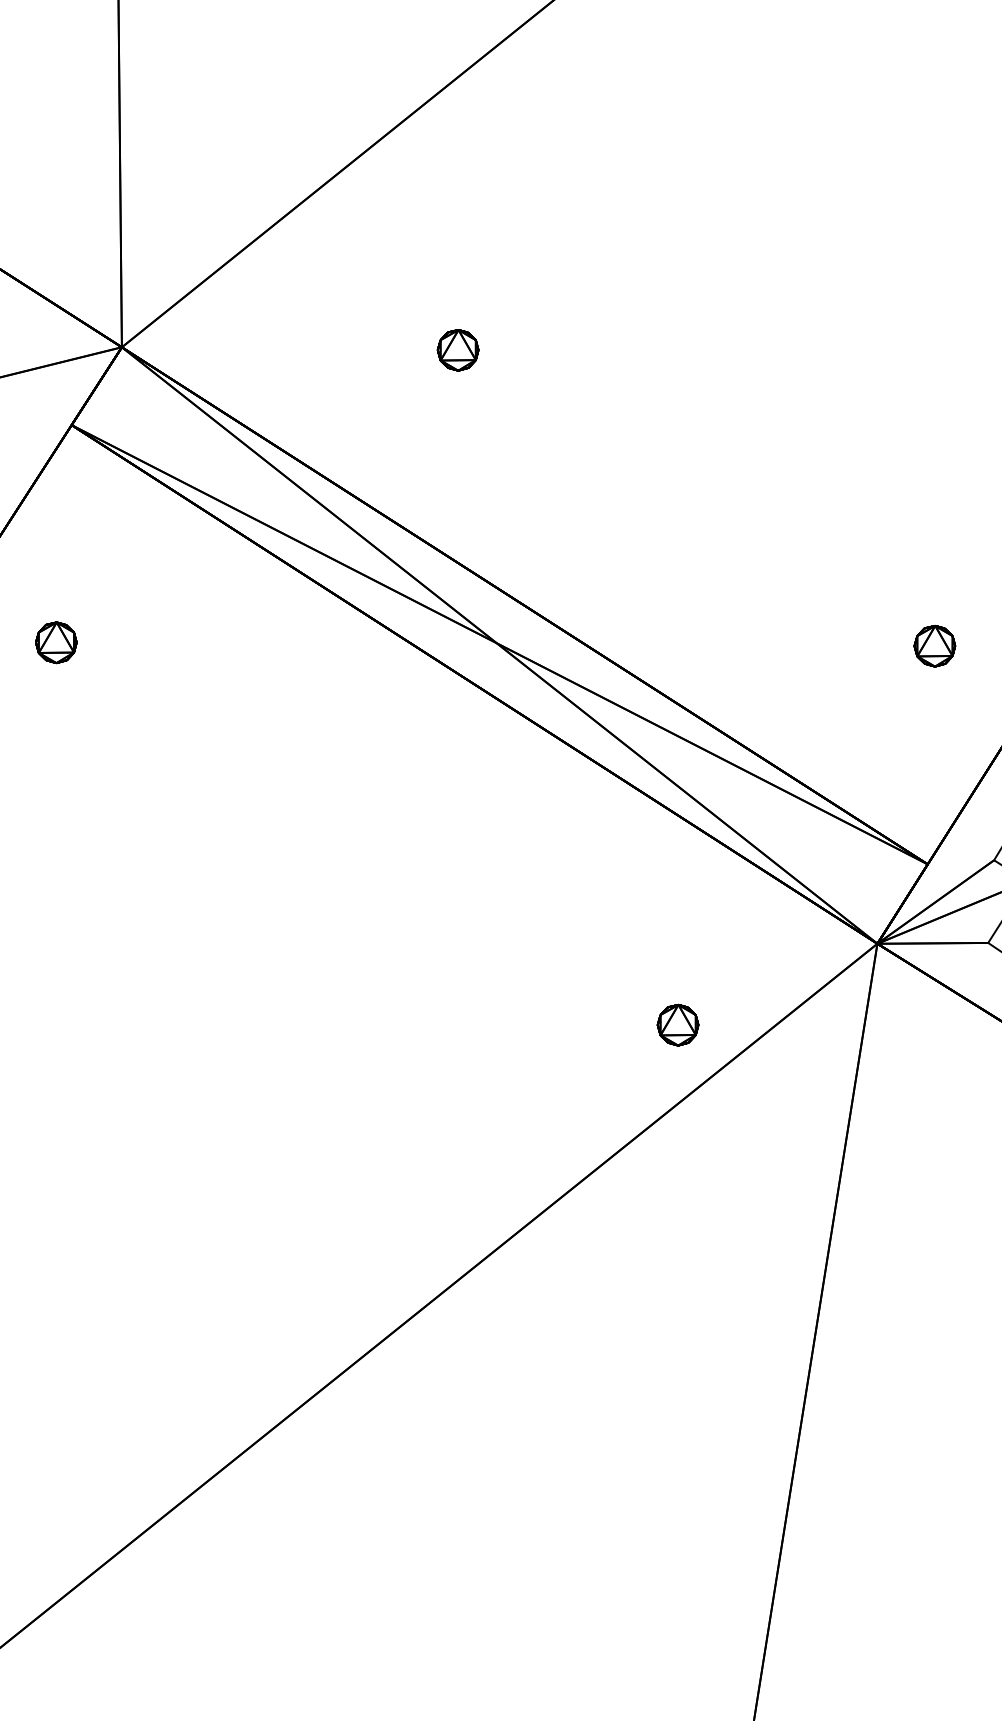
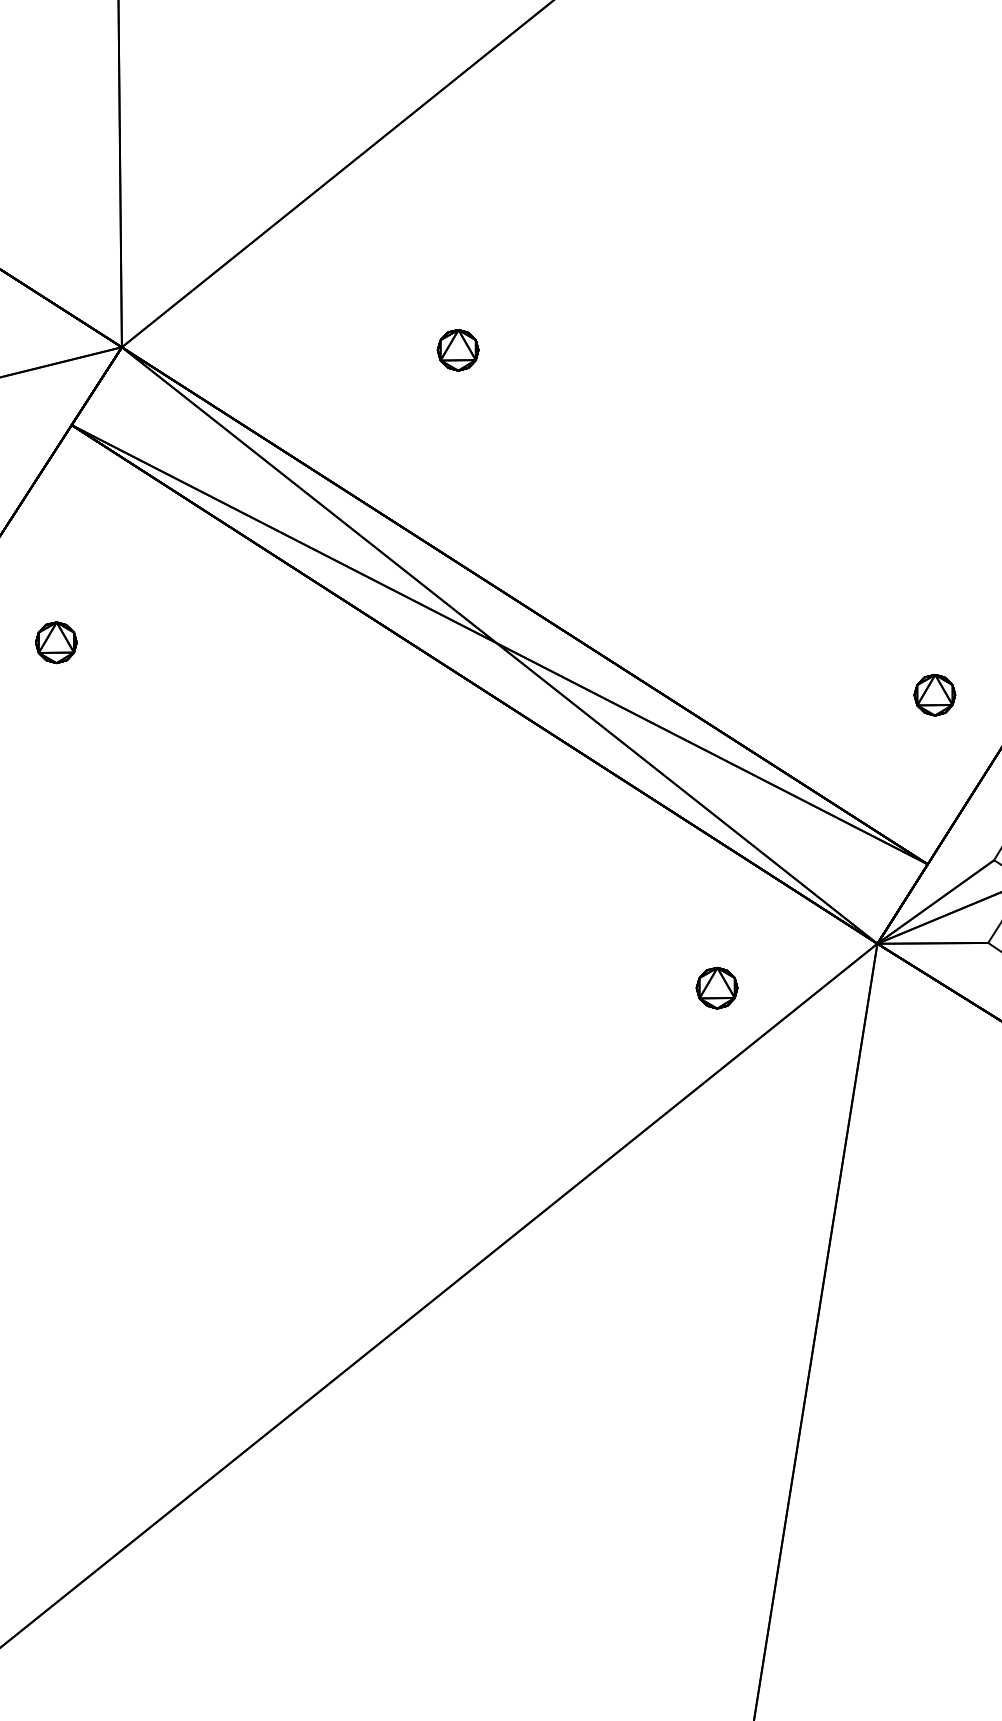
part position: (934, 645) -> (934, 694) (934, 694)
part position: (677, 1024) -> (716, 987) (716, 987)
